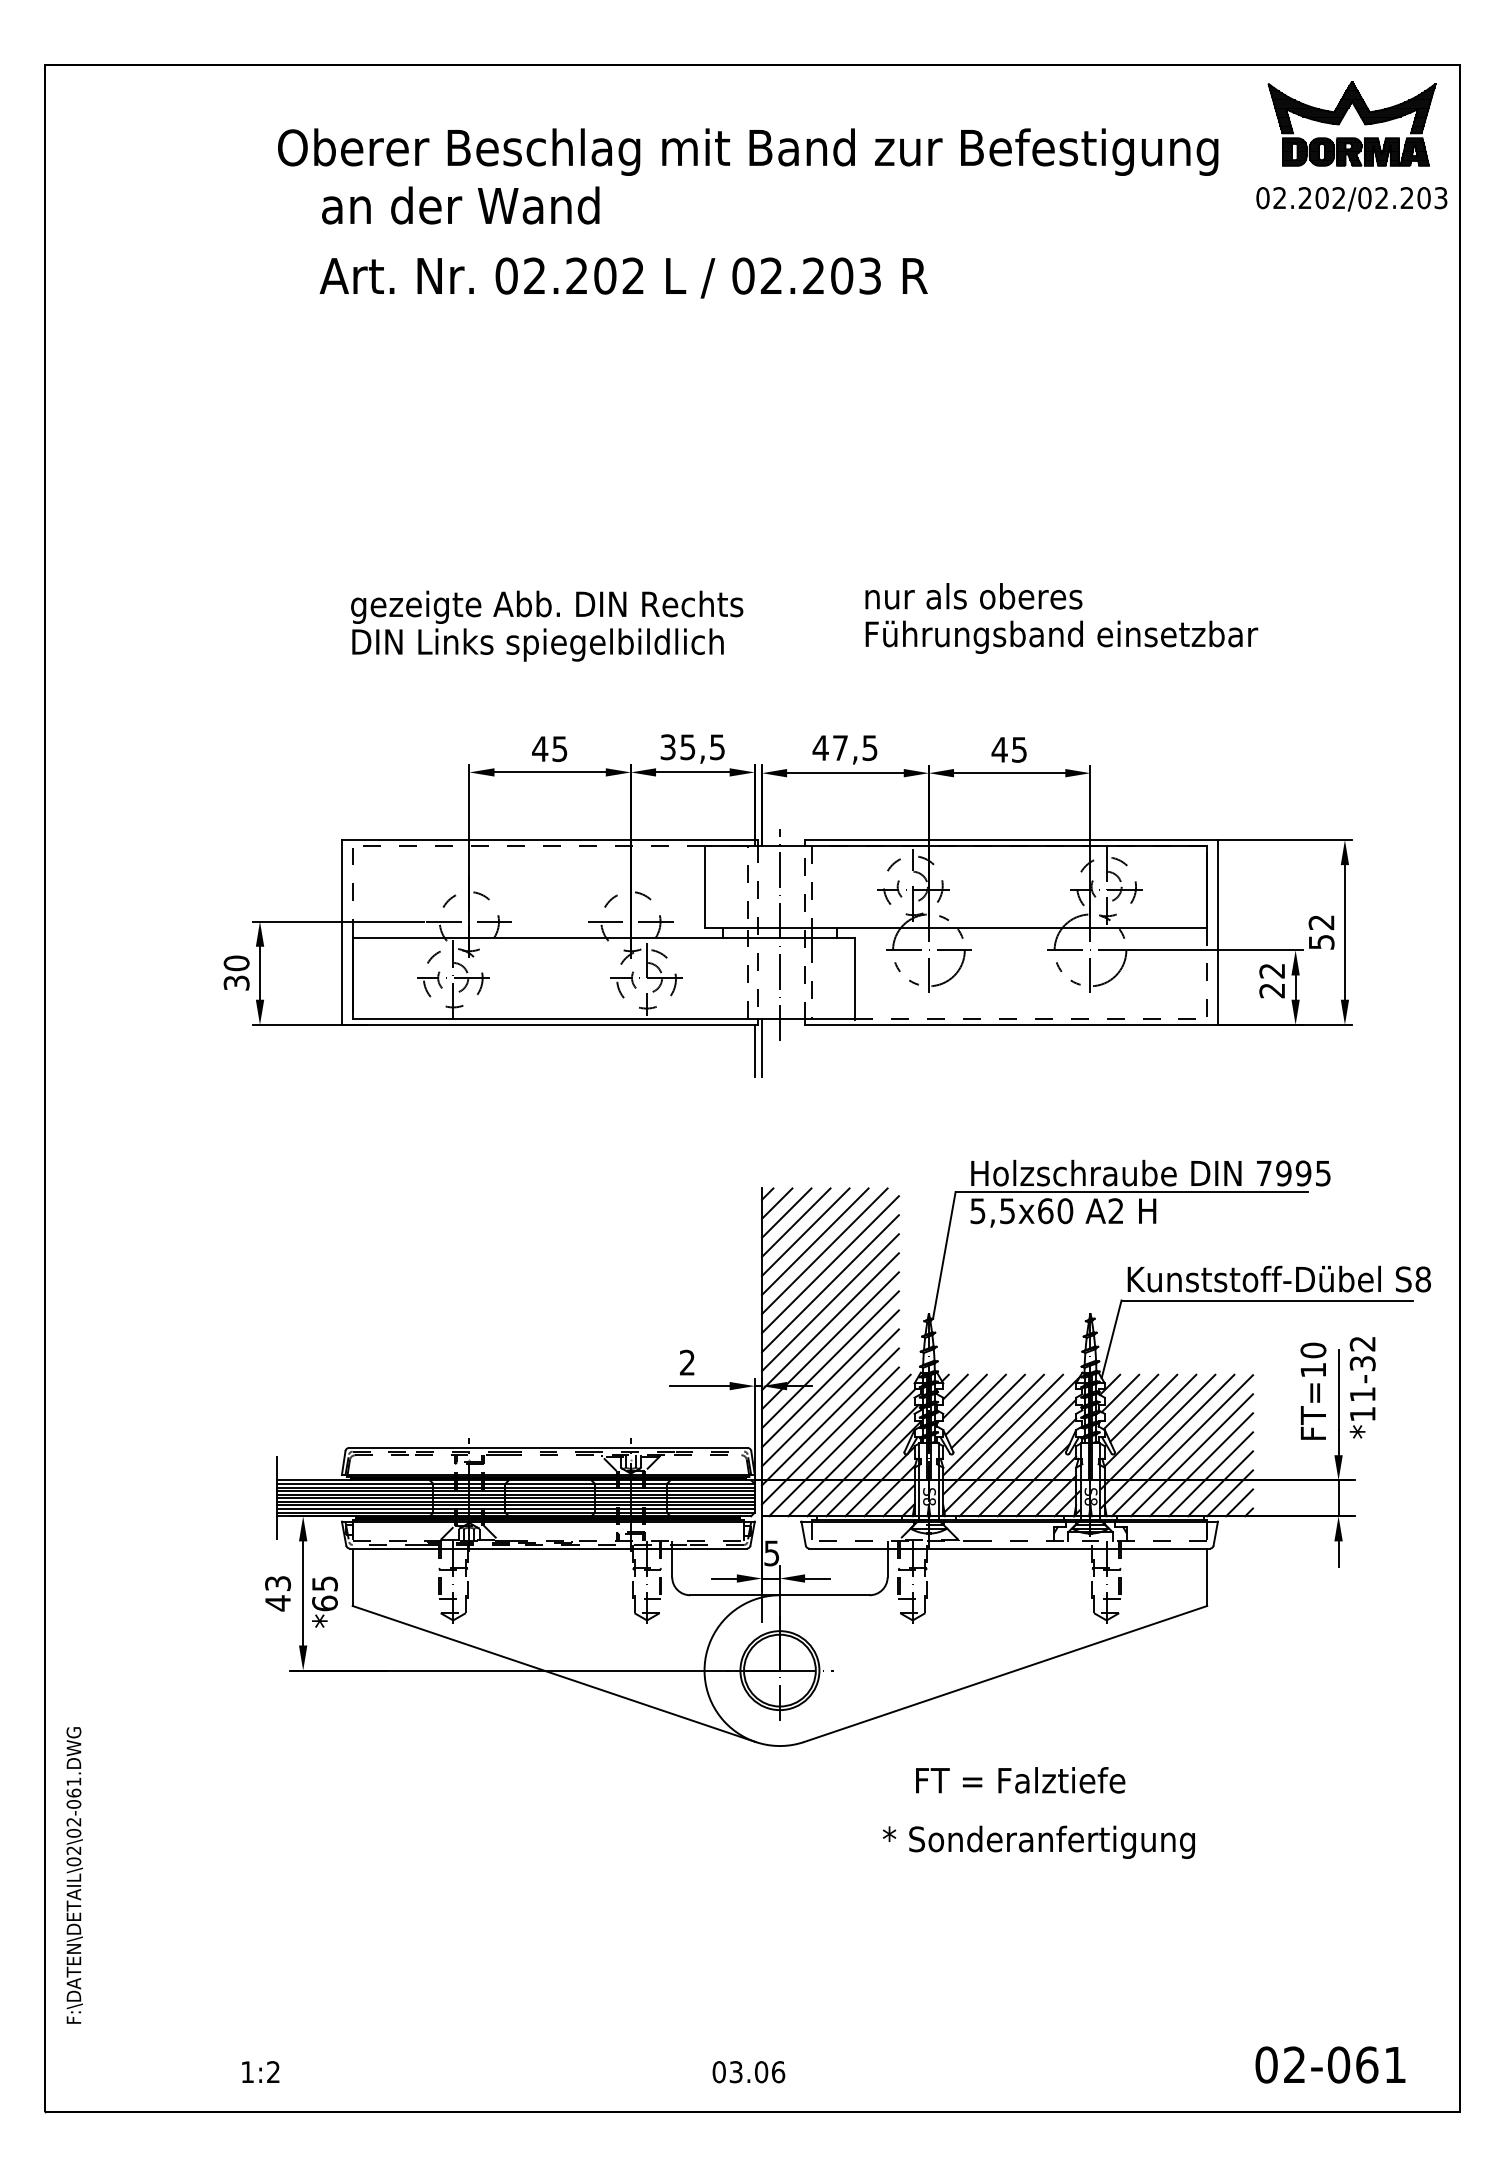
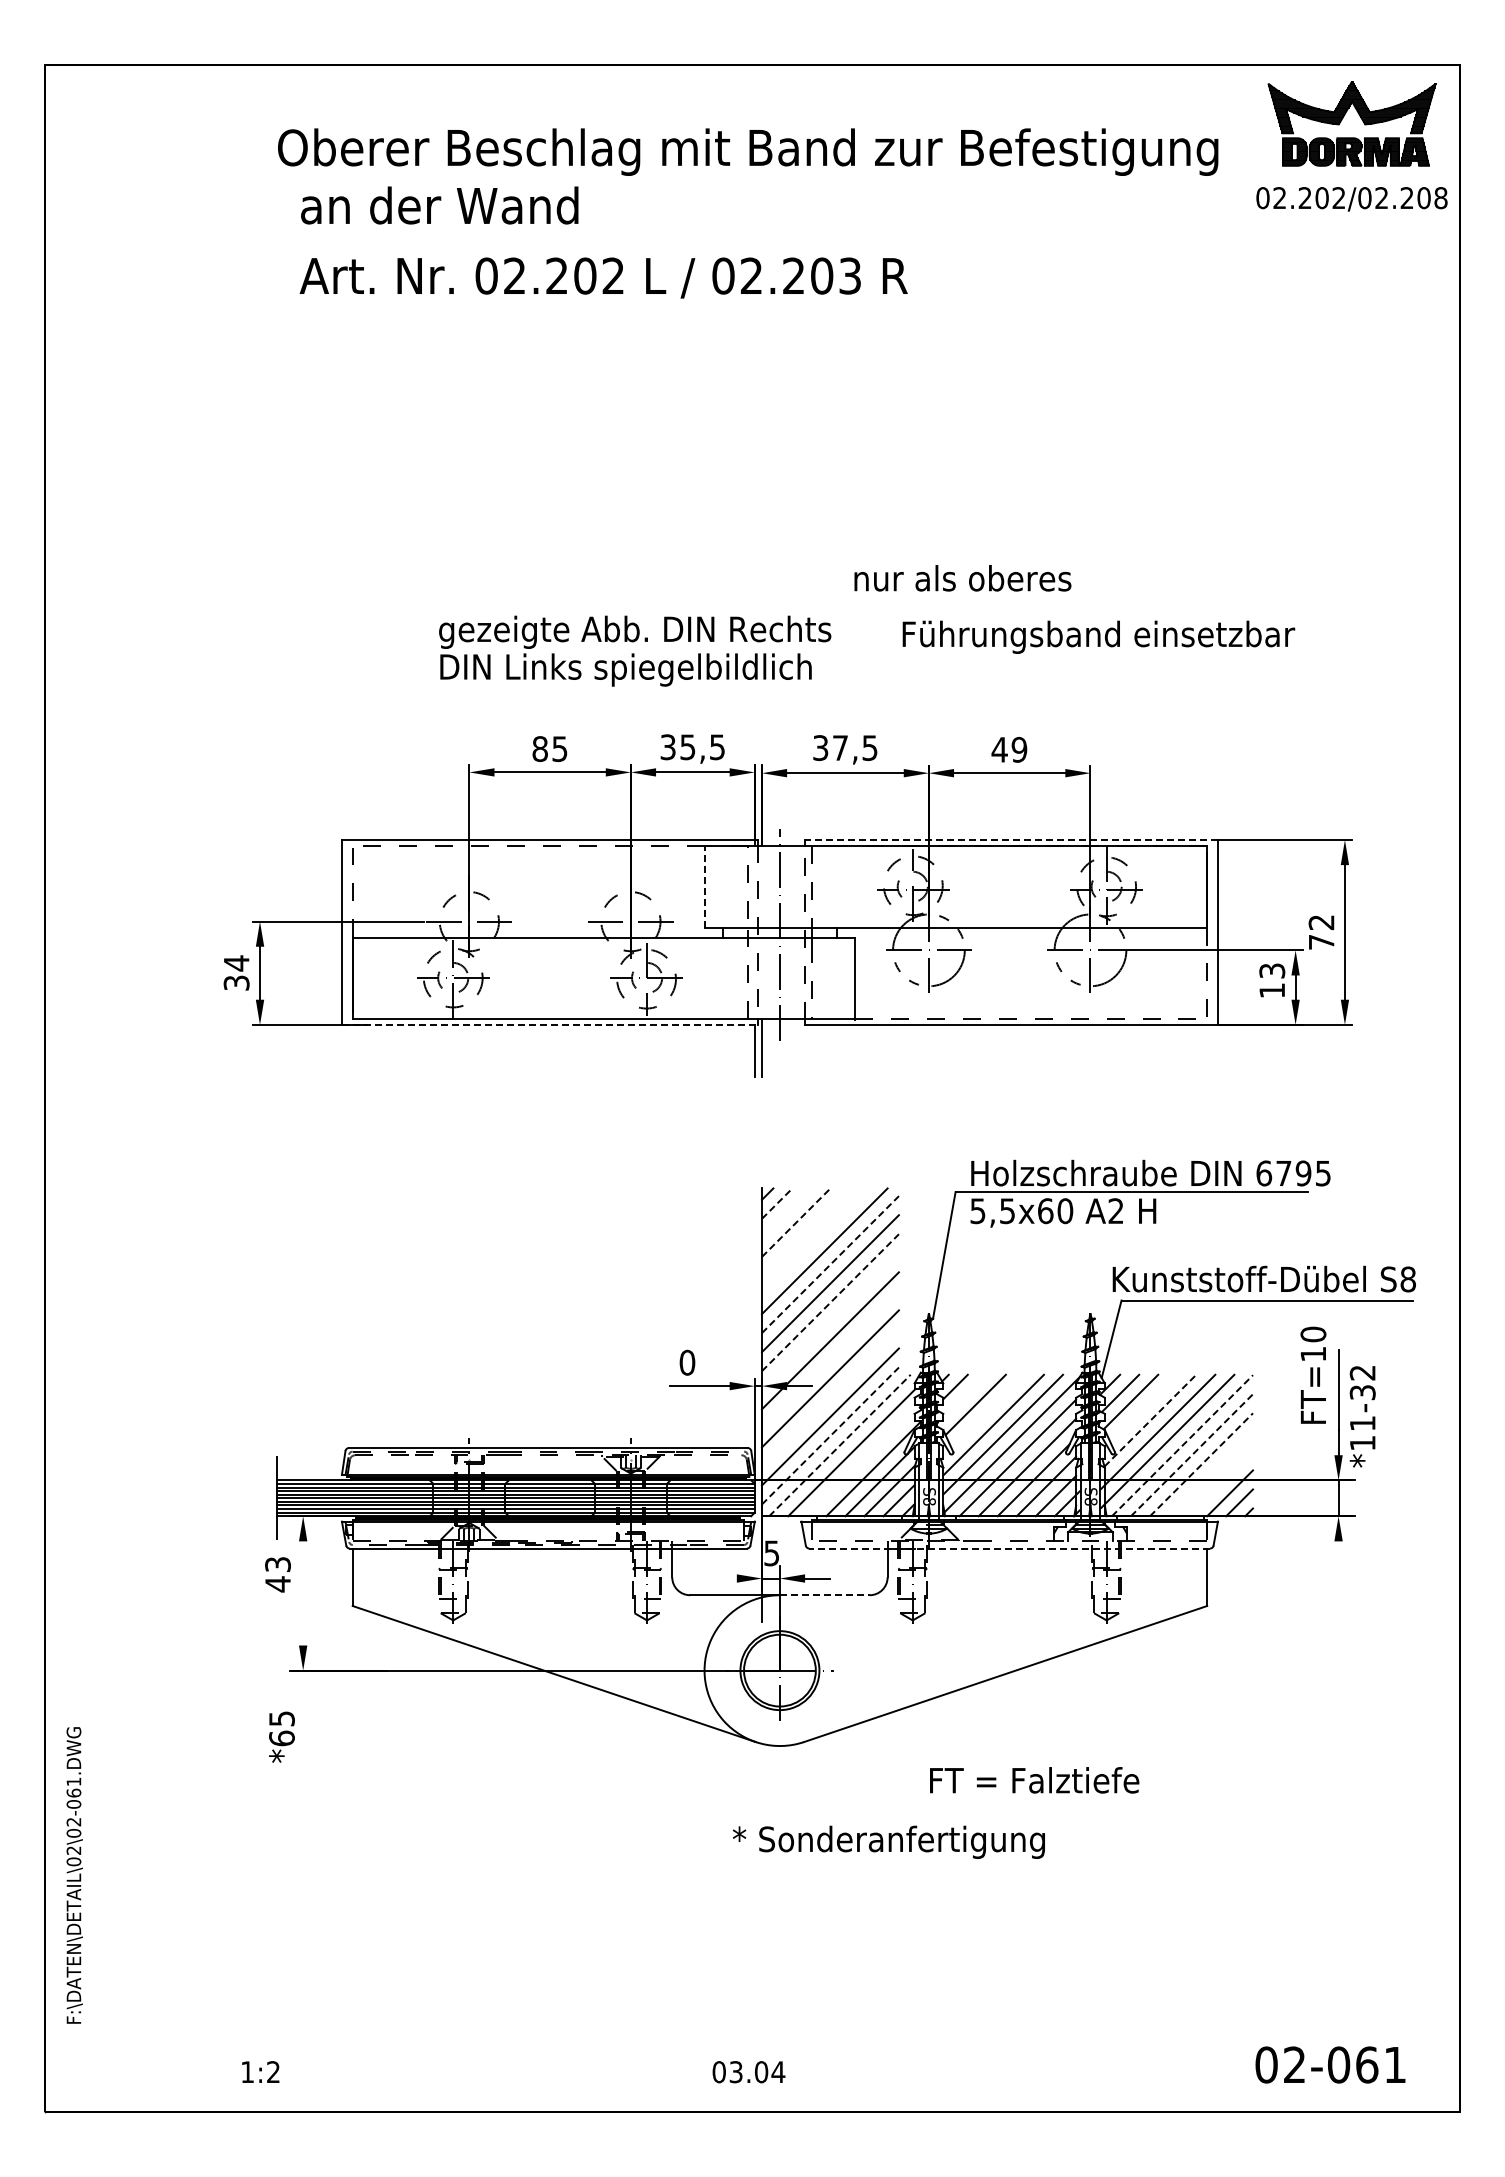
text: 02.202/02.203 -> 02.202/02.208 (1440, 198)
text position: (460, 205) -> (439, 205) (439, 205)
text position: (623, 277) -> (603, 277) (603, 277)
text position: (973, 596) -> (962, 578) (962, 578)
text position: (547, 625) -> (635, 650) (635, 650)
text position: (1061, 636) -> (1098, 636) (1098, 636)
text: 47,5 -> 37,5 (820, 748)
text: 45 -> 85 (540, 749)
text: 45 -> 49 (1019, 749)
line: solid -> dashed (1011, 839)
line: solid -> dashed (704, 886)
text: 52 -> 72 (1321, 942)
text: 30 -> 34 (236, 963)
text: 22 -> 13 (1272, 980)
line: solid -> dashed (550, 1024)
text: 7995 -> 6795 (1273, 1173)
line: solid -> dashed (777, 1203)
line: present -> none (786, 1212)
line: solid -> dashed (796, 1222)
line: present -> none (805, 1232)
line: present -> none (814, 1241)
line: solid -> dashed (830, 1264)
text position: (1278, 1278) -> (1263, 1278) (1263, 1278)
line: solid -> dashed (830, 1302)
line: present -> none (829, 1321)
line: present -> none (829, 1359)
text: 2 -> 0 (687, 1362)
text position: (1362, 1387) -> (1362, 1416) (1362, 1416)
text position: (1313, 1390) -> (1313, 1374) (1313, 1374)
line: present -> none (964, 1396)
line: present -> none (829, 1397)
line: present -> none (1143, 1407)
line: present -> none (987, 1411)
line: solid -> dashed (1150, 1420)
line: solid -> dashed (830, 1435)
line: solid -> dashed (840, 1445)
line: solid -> dashed (1182, 1445)
line: solid -> dashed (1192, 1454)
line: present -> none (862, 1460)
line: solid -> dashed (1201, 1464)
line: present -> none (1211, 1474)
line: present -> none (1220, 1483)
line: solid -> dashed (1009, 1548)
line: present -> none (1338, 1553)
line: present -> none (723, 1578)
text position: (277, 1593) -> (277, 1574) (277, 1574)
line: present -> none (303, 1593)
line: solid -> dashed (824, 1595)
text position: (324, 1601) -> (281, 1736) (281, 1736)
text position: (1020, 1780) -> (1034, 1780) (1034, 1780)
text position: (1038, 1841) -> (888, 1841) (888, 1841)
text: 03.06 -> 03.04 (778, 2072)
